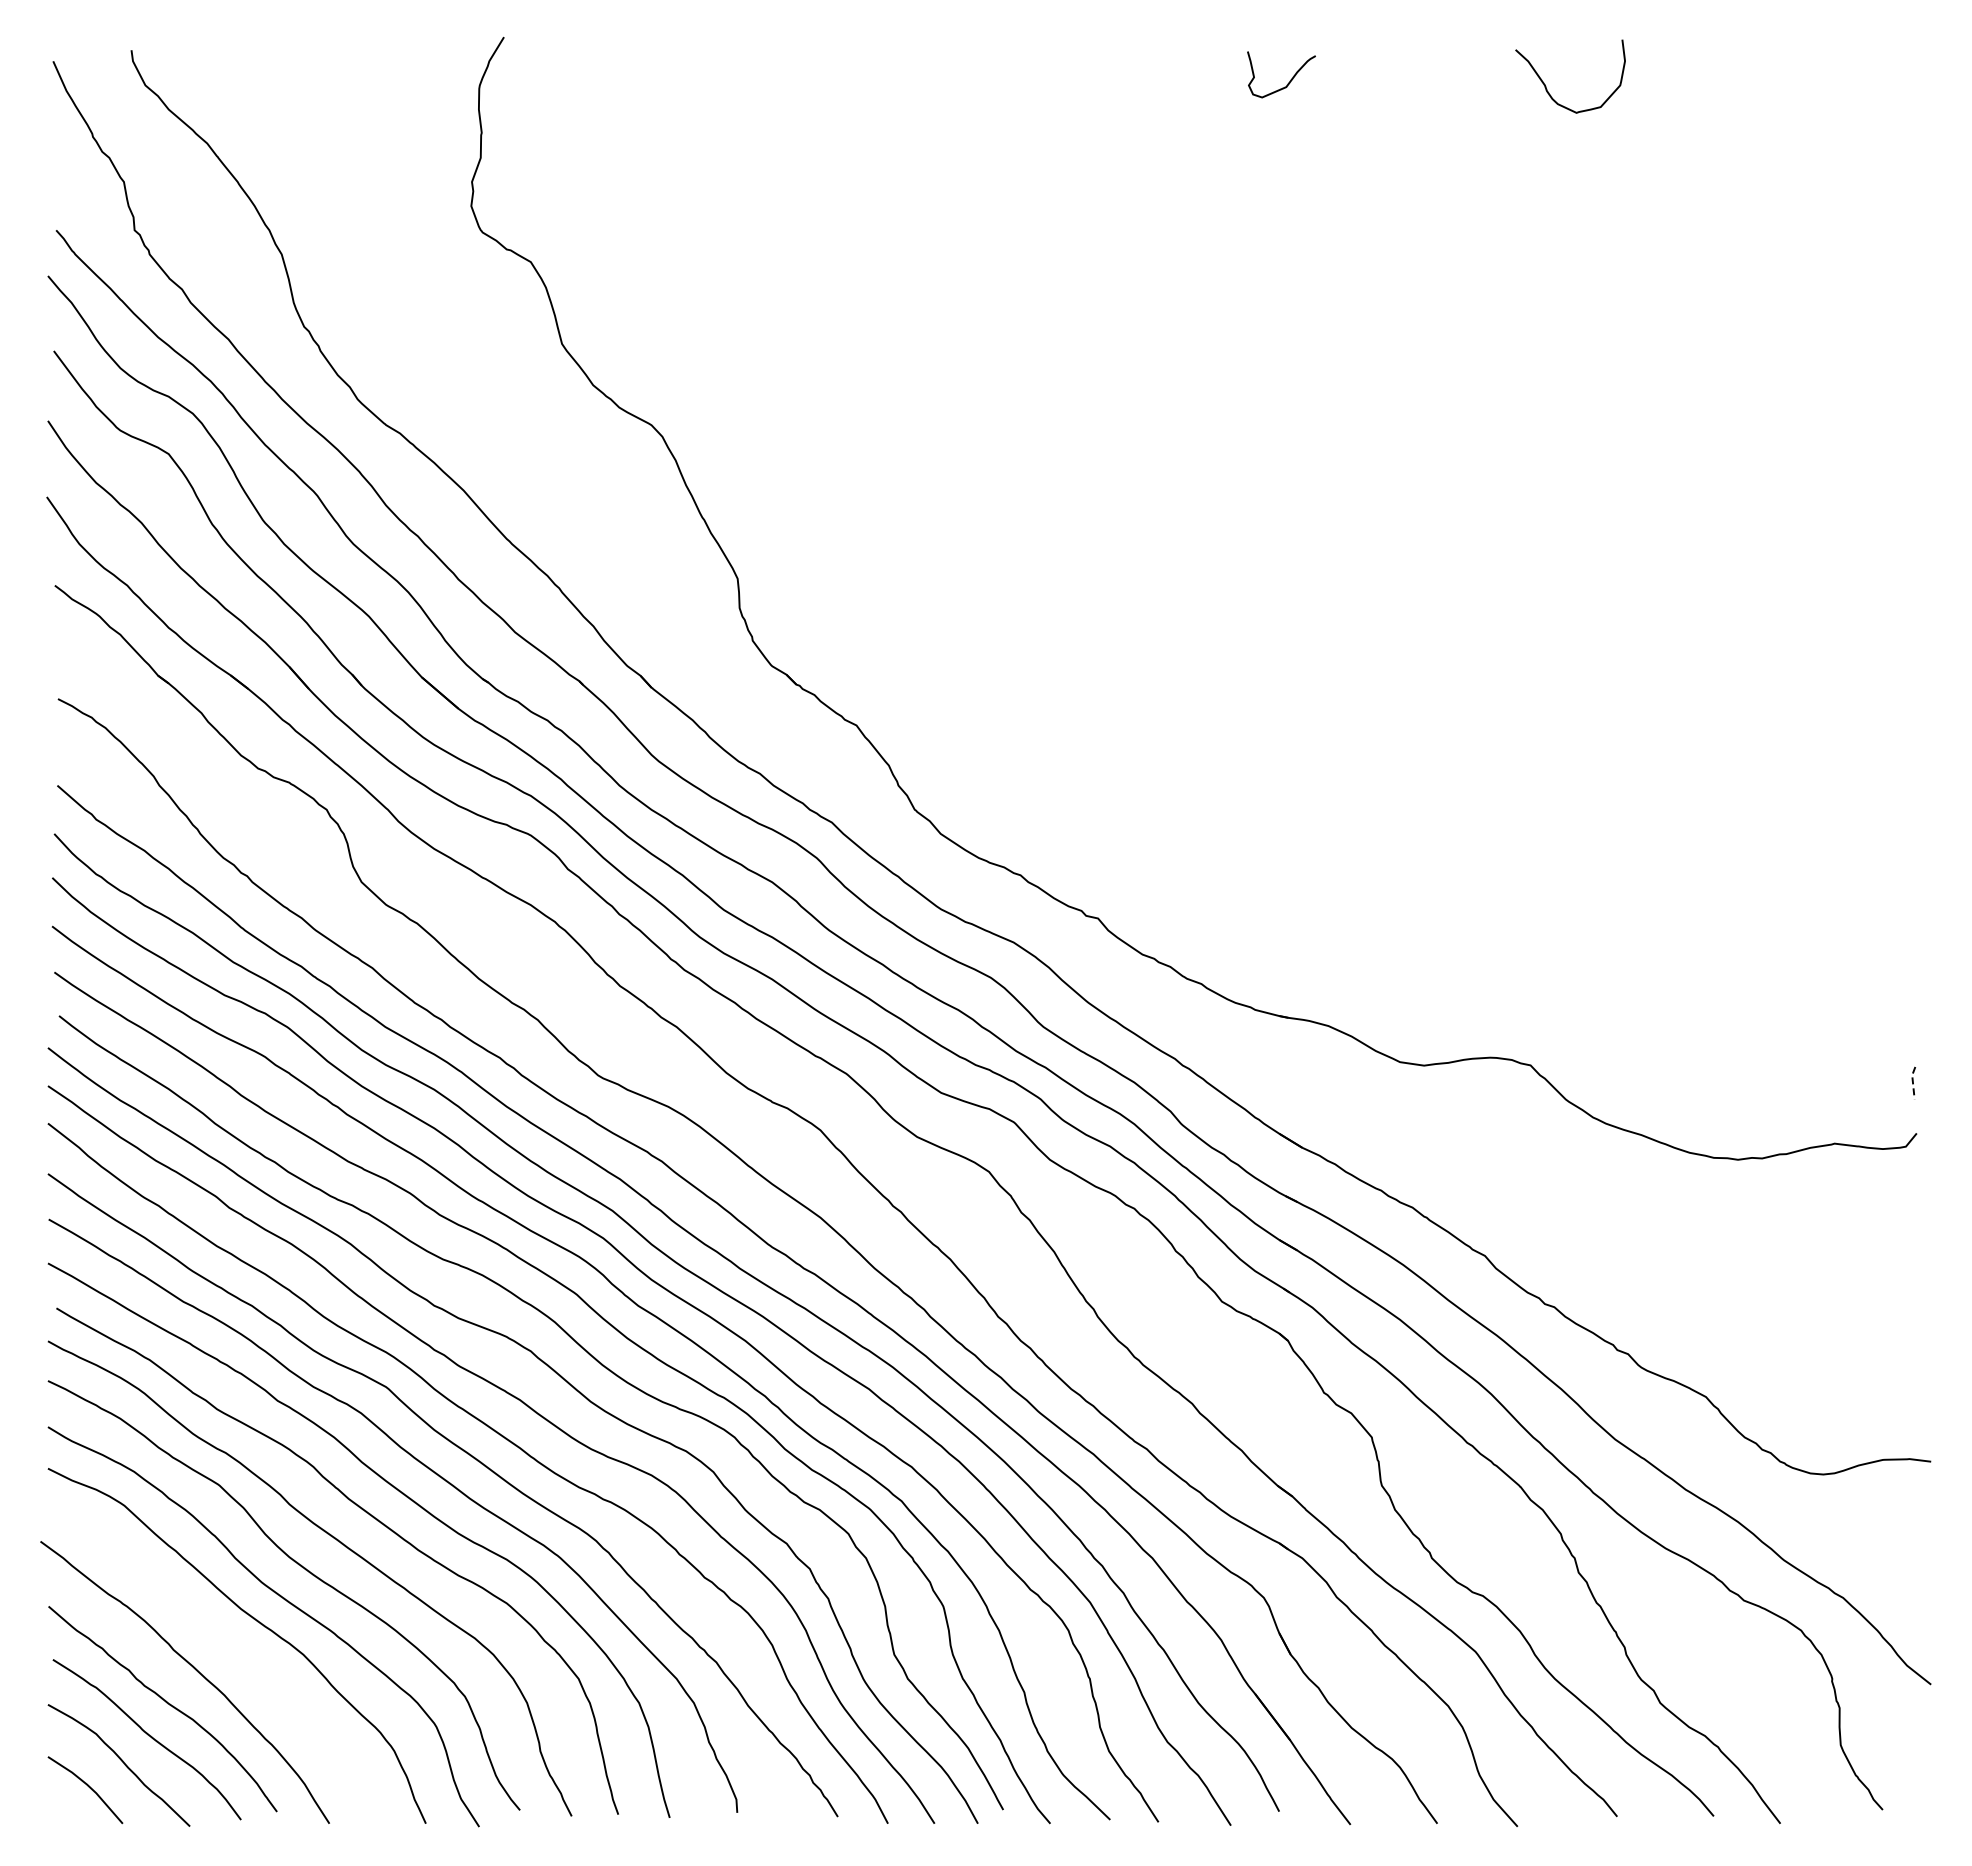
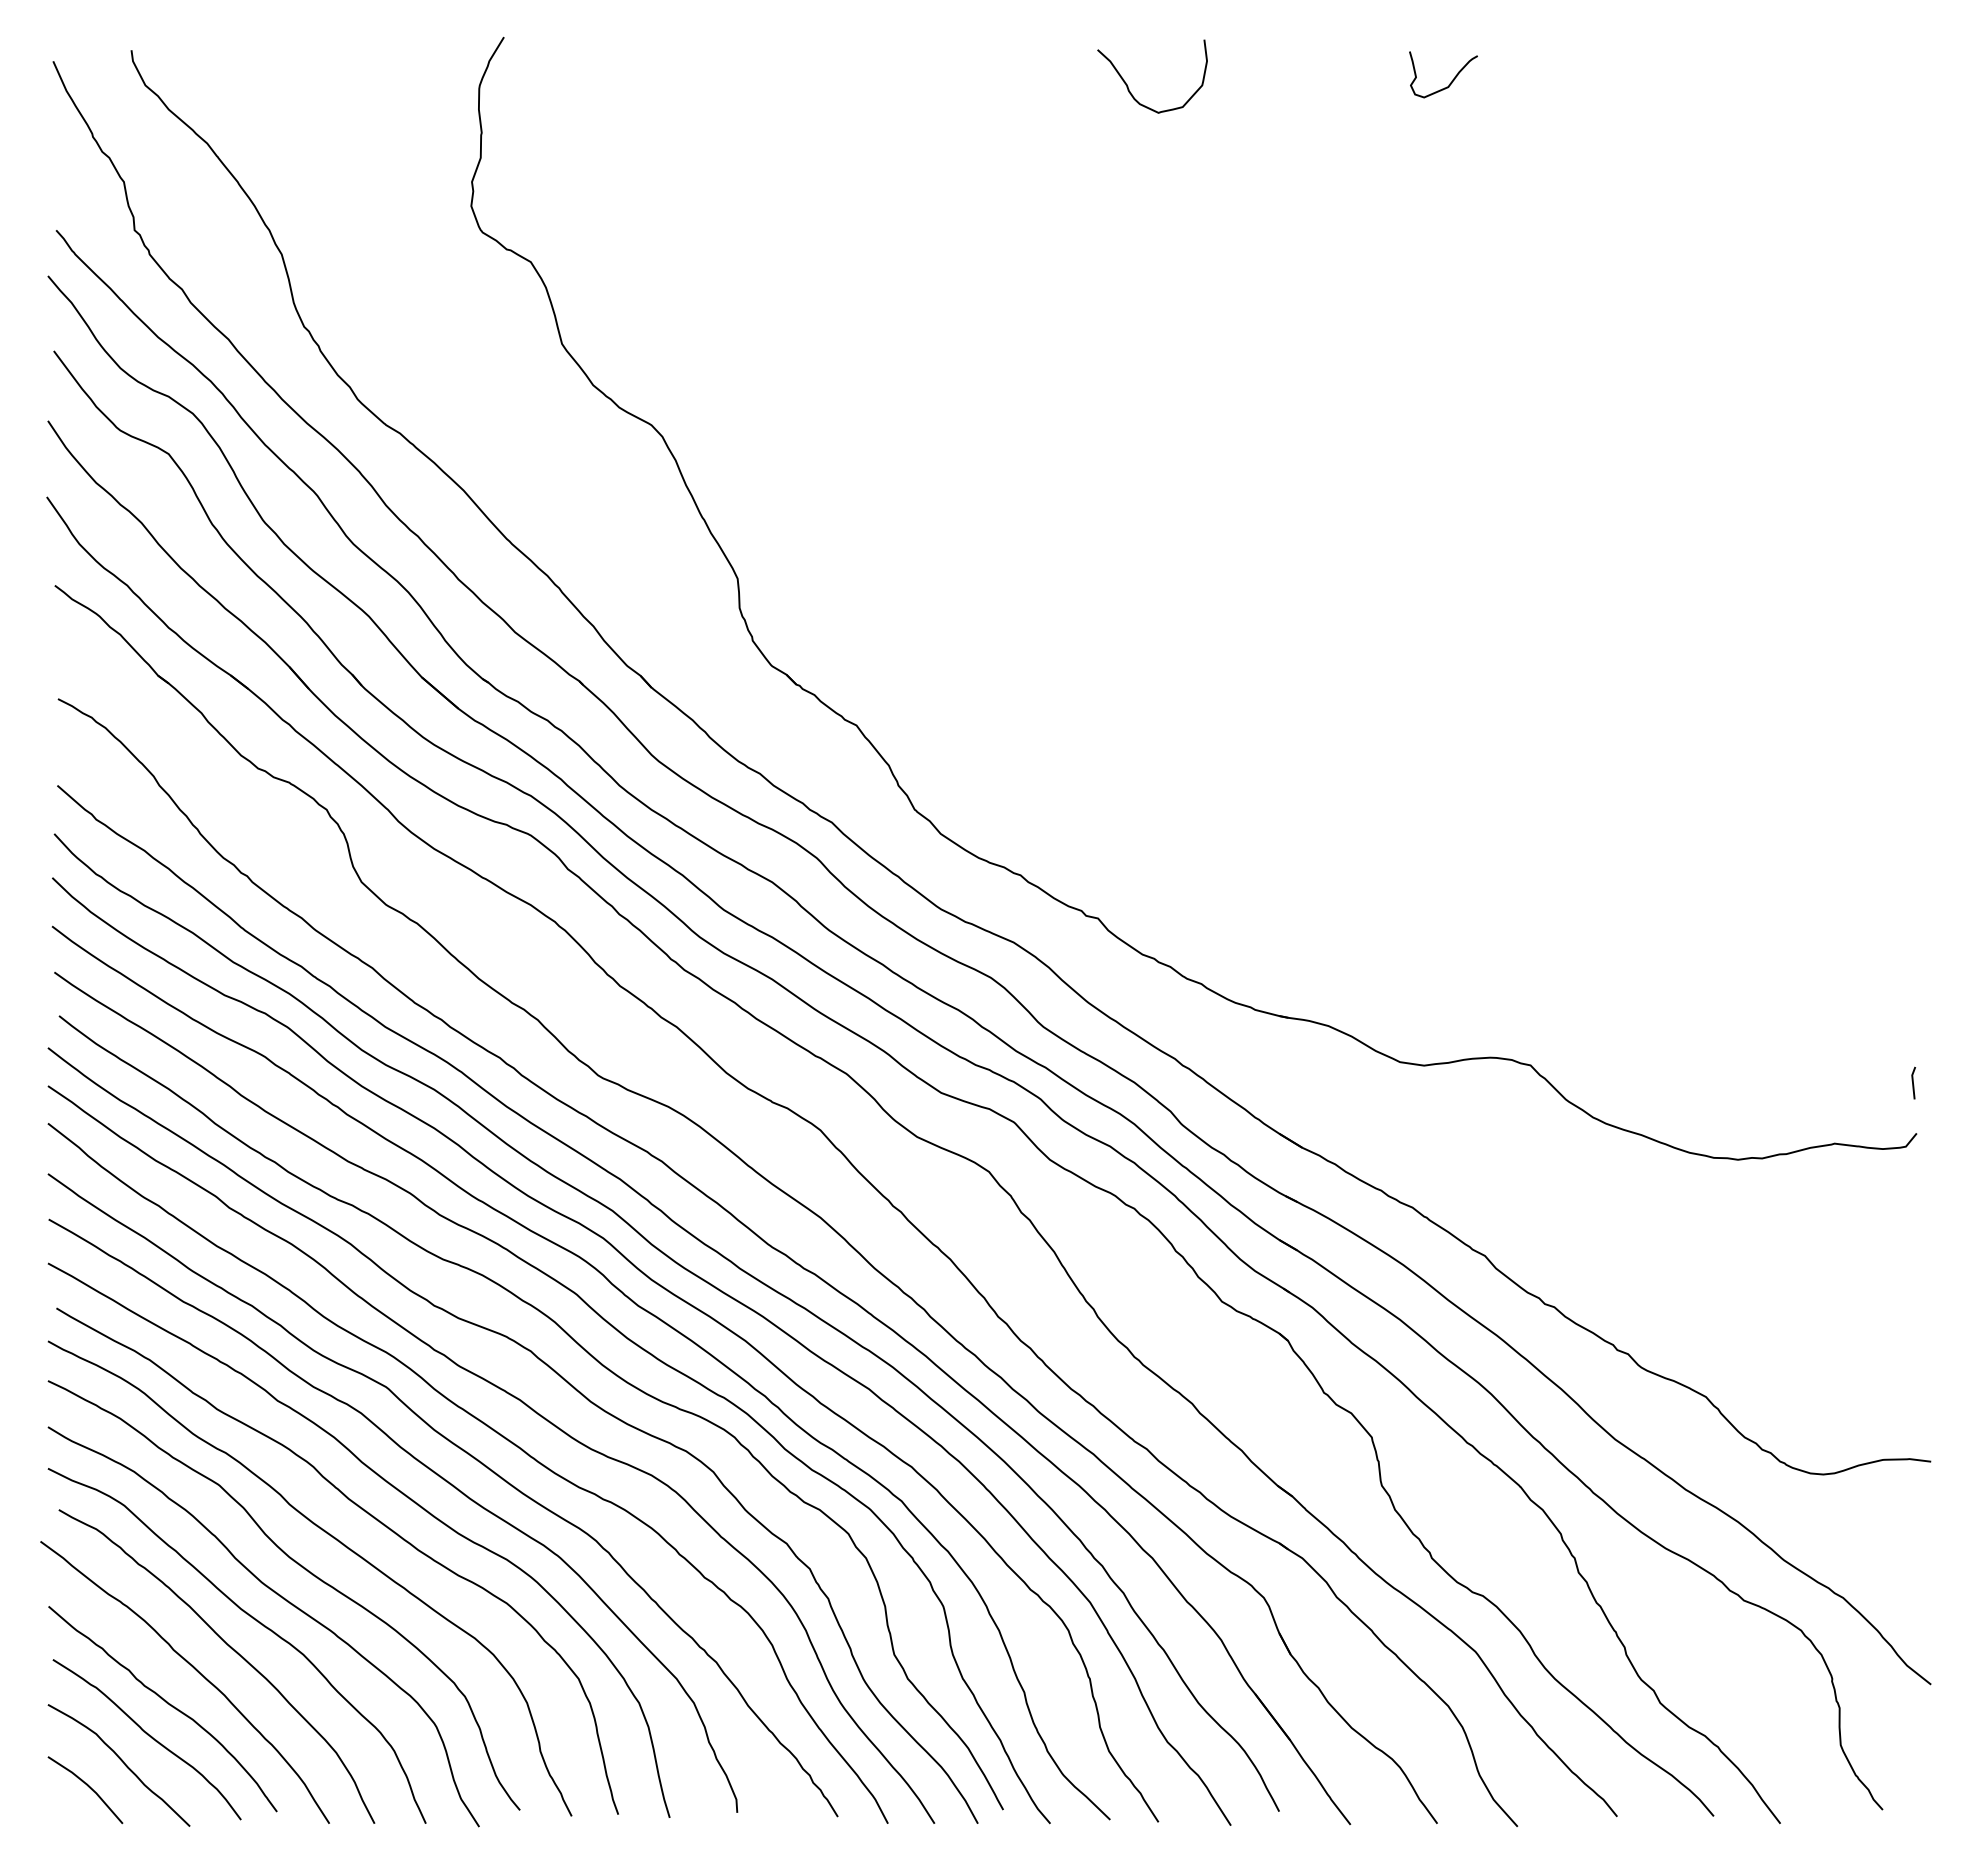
curve position: (1290, 79) -> (1452, 79) (1452, 79)
curve position: (1546, 86) -> (1128, 86) (1128, 86)
line: dashed -> solid (1912, 1083)
curve: none -> present (231, 1649)
